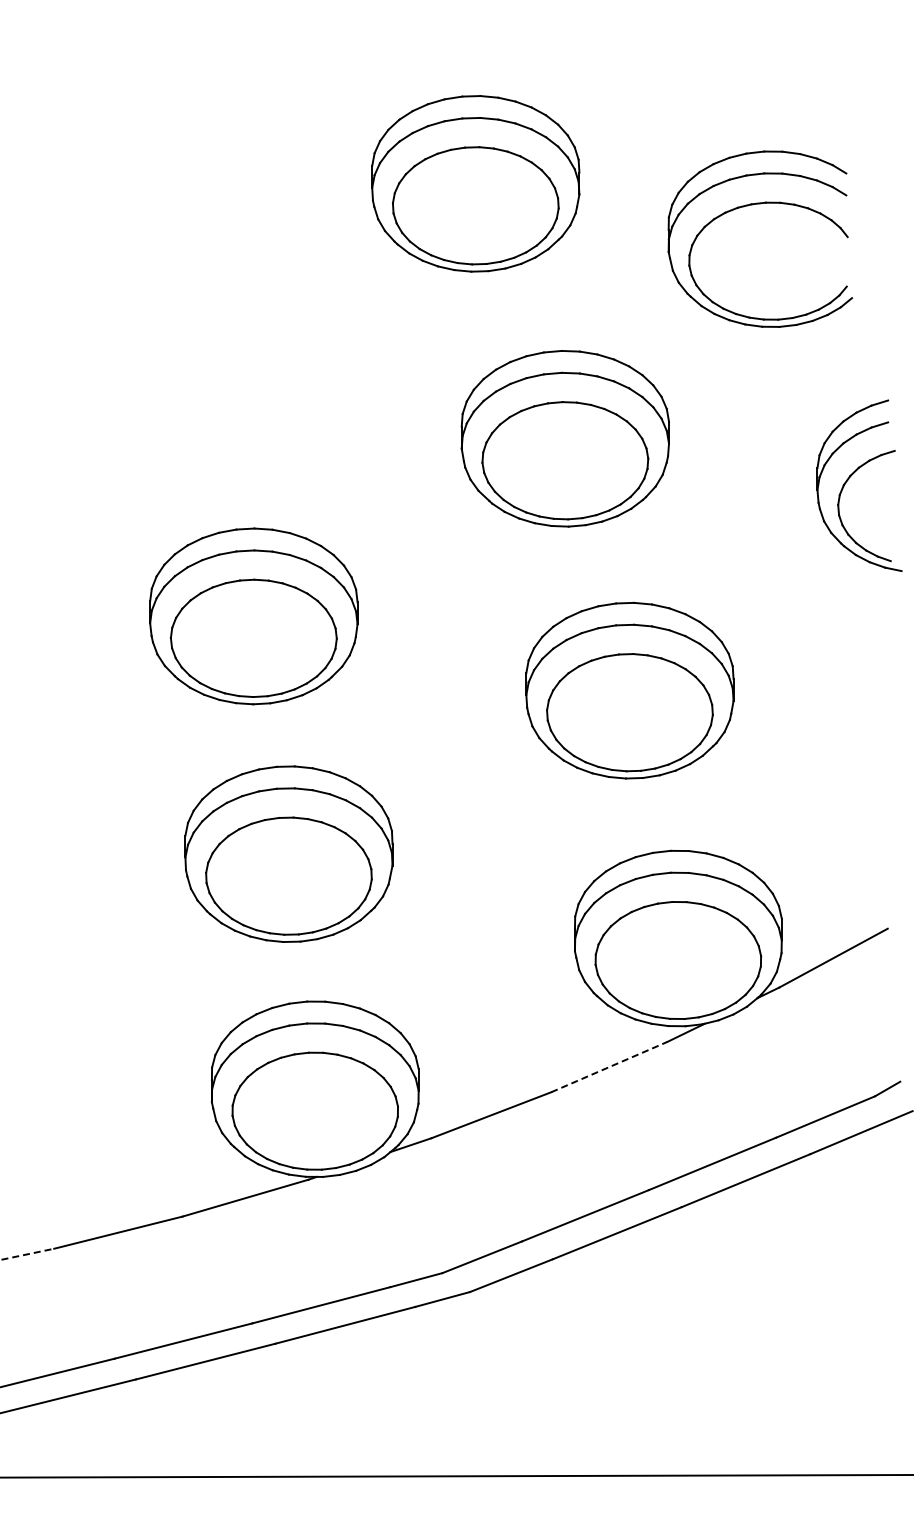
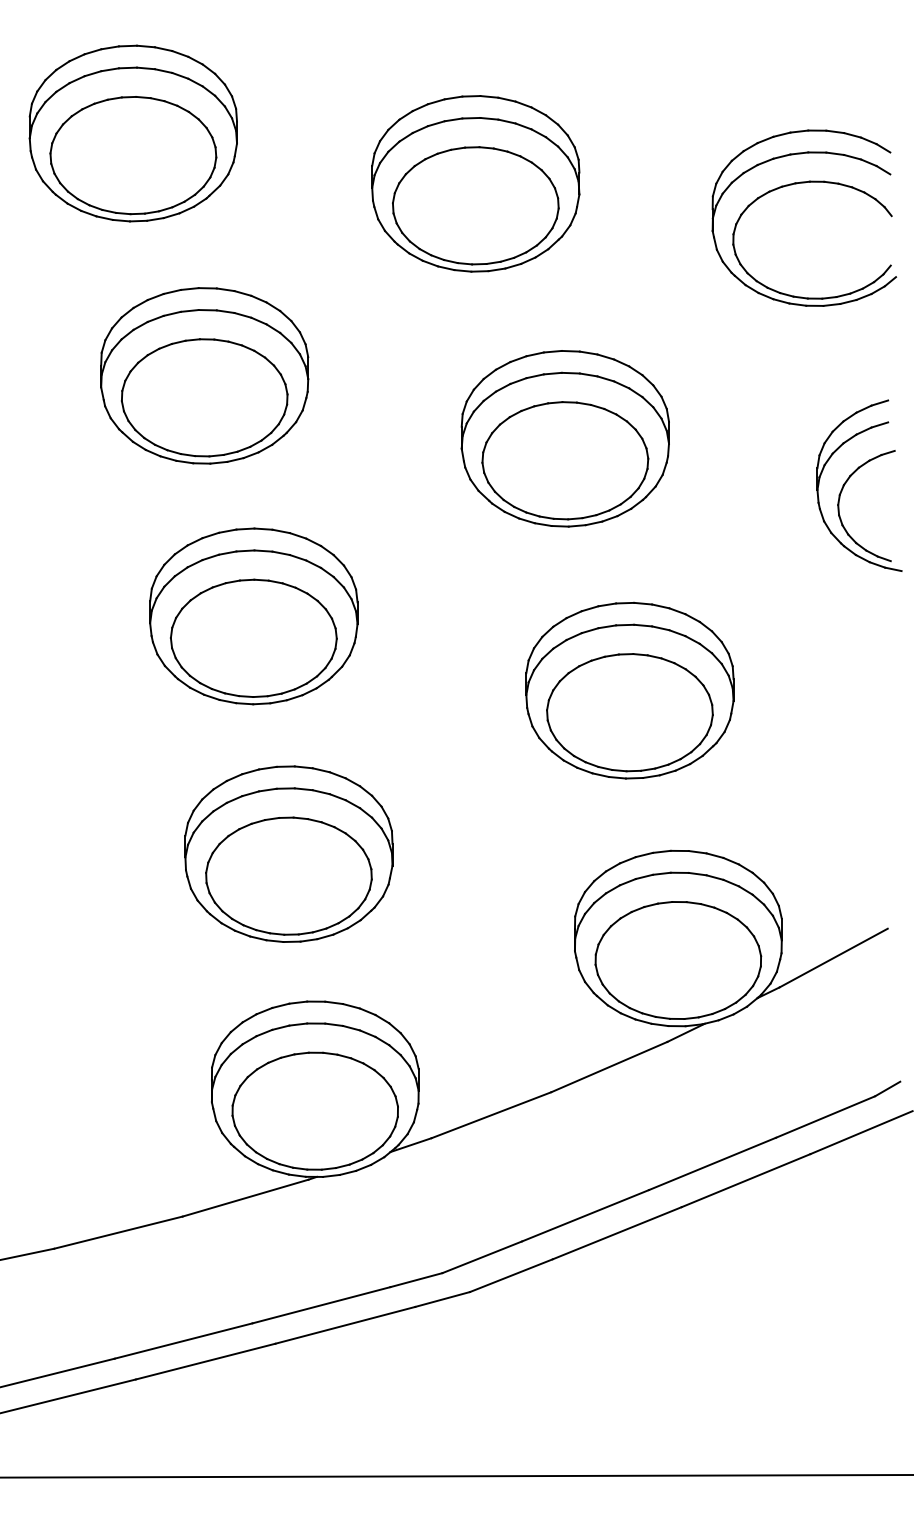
part: none -> present (132, 133)
part position: (752, 205) -> (796, 184) (796, 184)
part: none -> present (204, 375)
line: dashed -> solid (609, 1066)
line: dashed -> solid (27, 1254)
